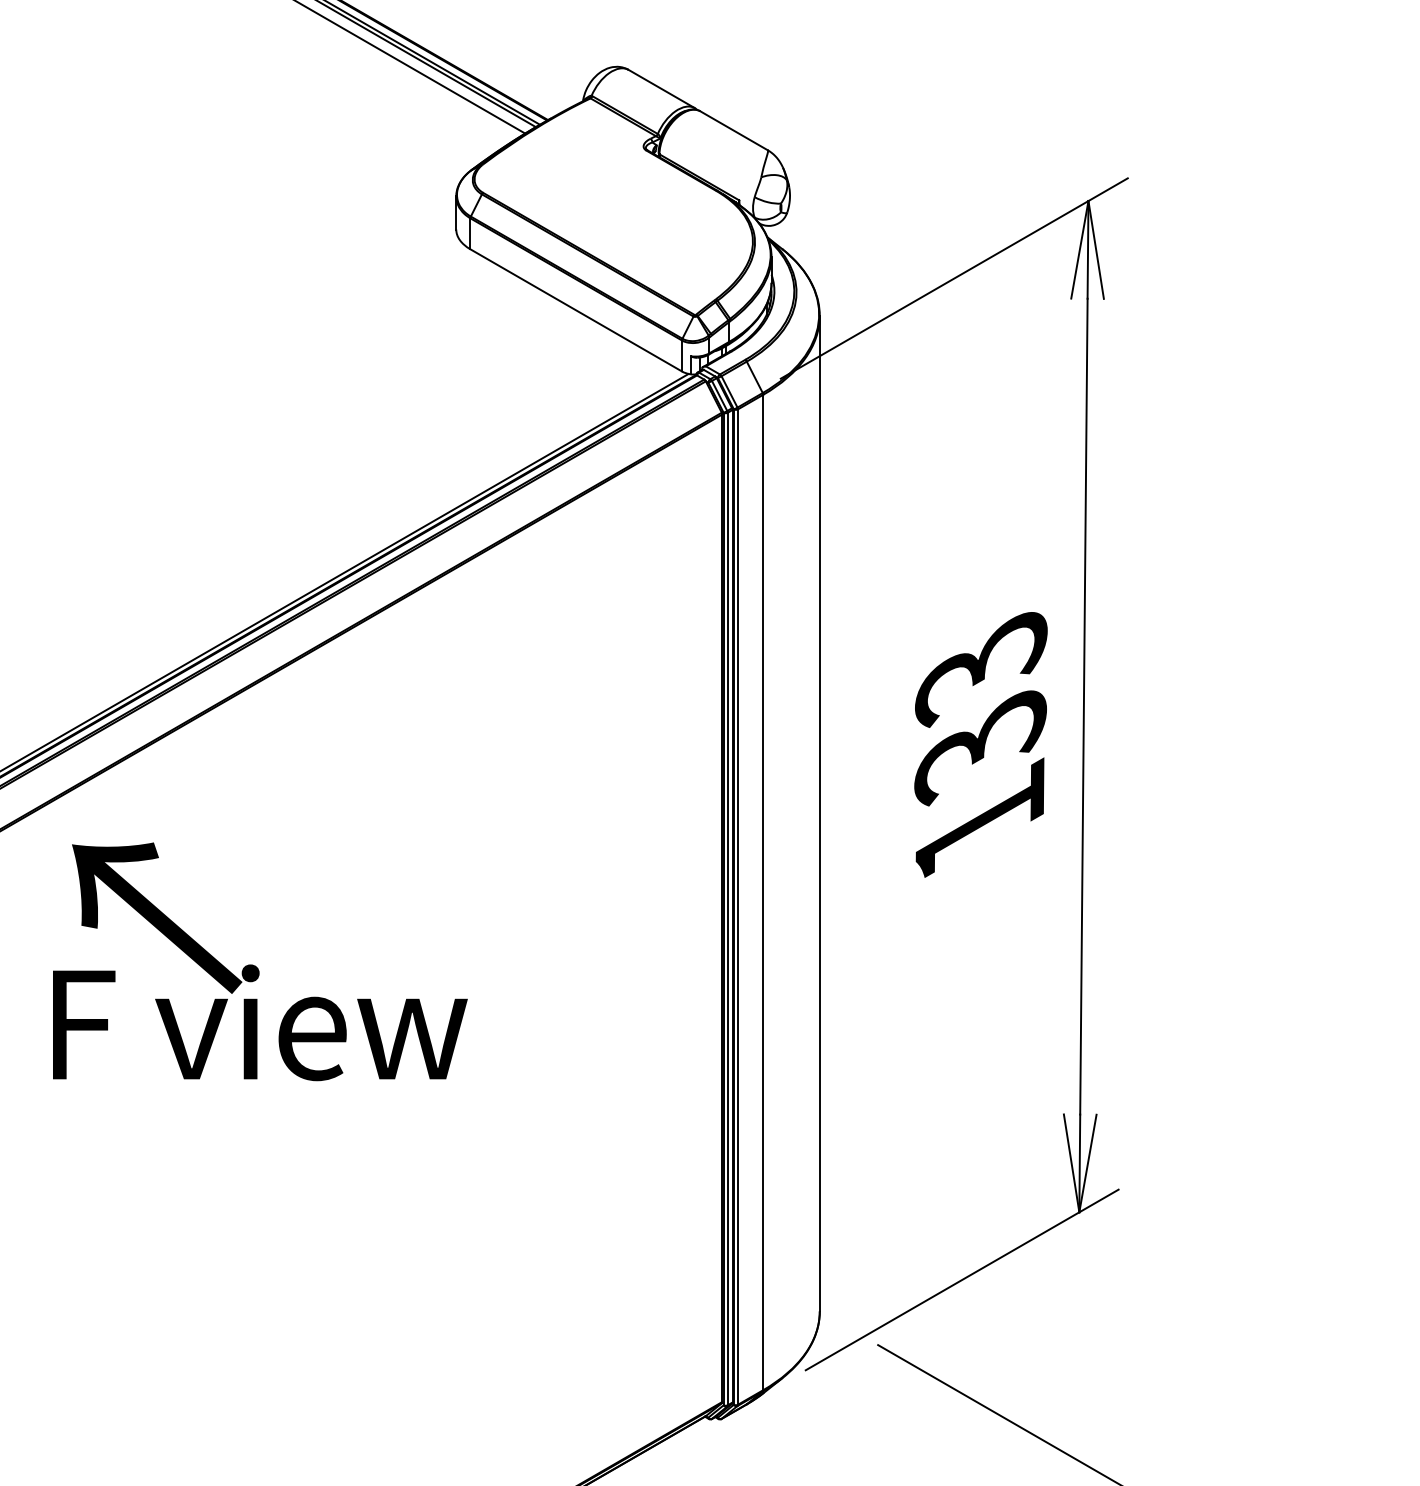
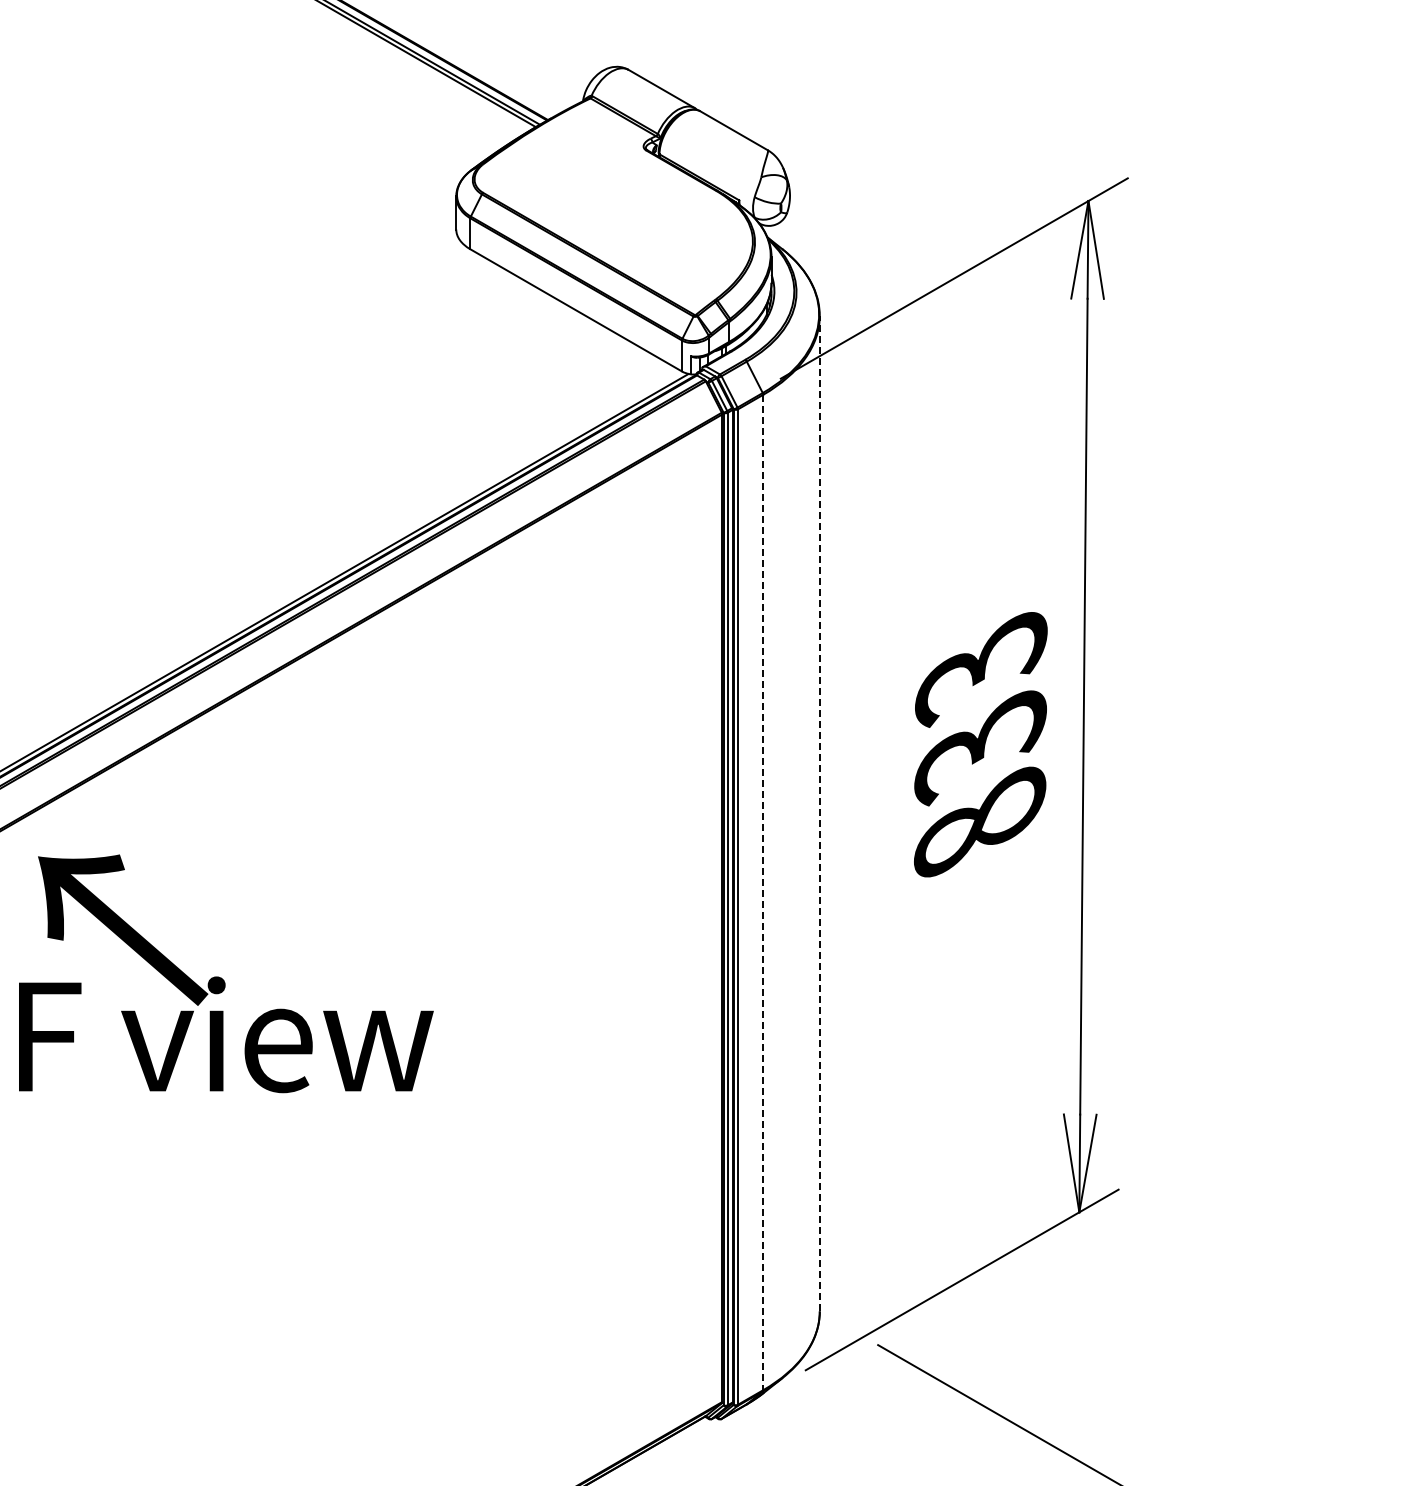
line: present -> none (411, 67)
line: solid -> dashed (819, 813)
text: 133 -> 833 (980, 817)
line: solid -> dashed (763, 892)
text position: (260, 961) -> (226, 973) (226, 973)
